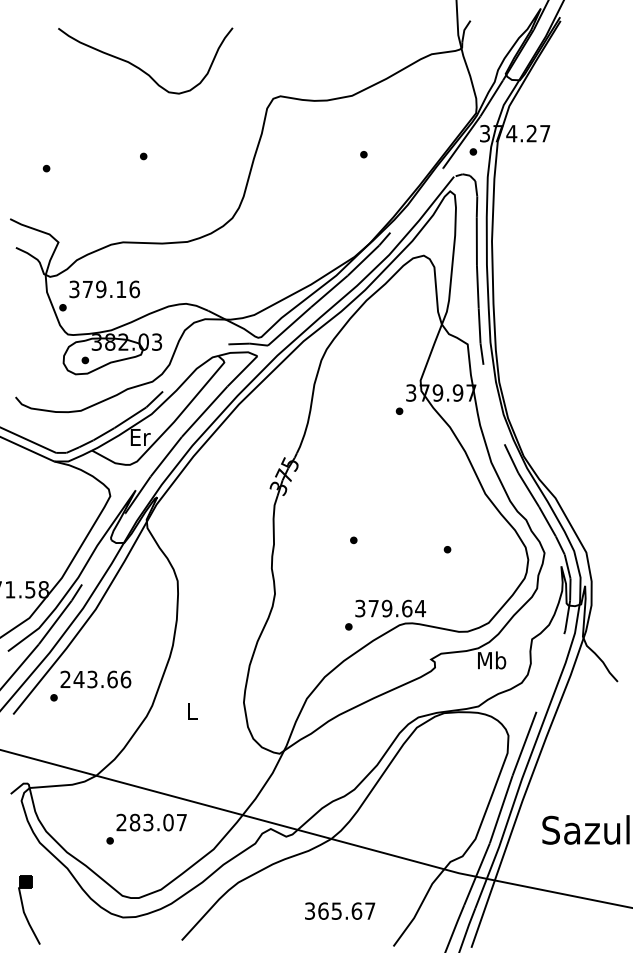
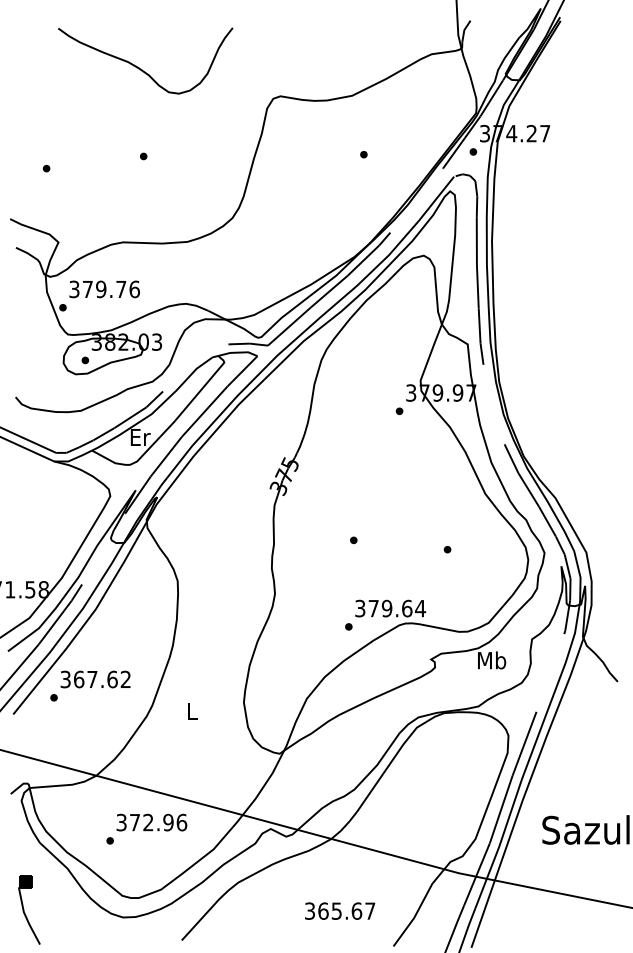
text: 379.16 -> 379.76 (121, 289)
text: 243.66 -> 367.62 (95, 679)
text: 283.07 -> 372.96 (151, 822)
